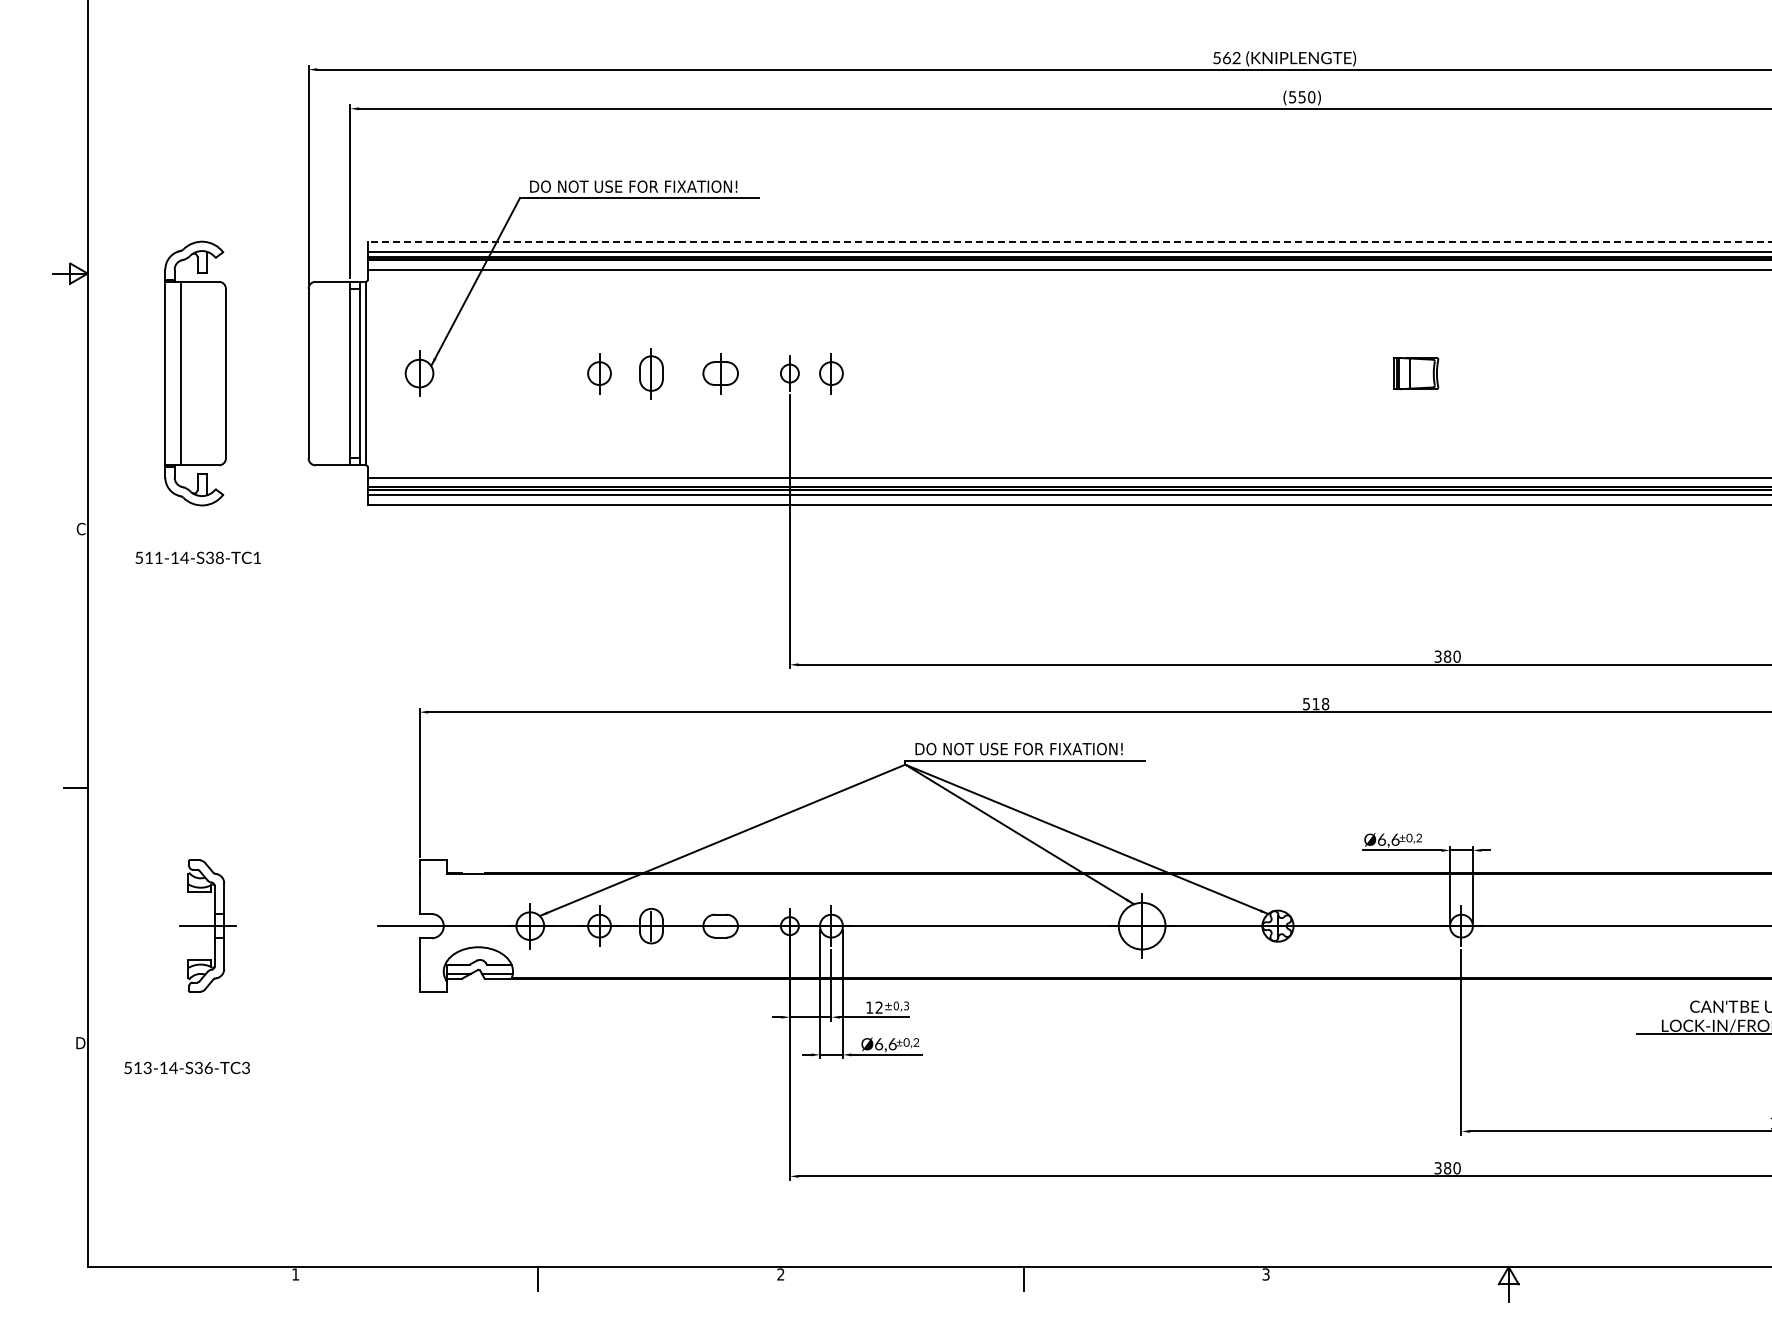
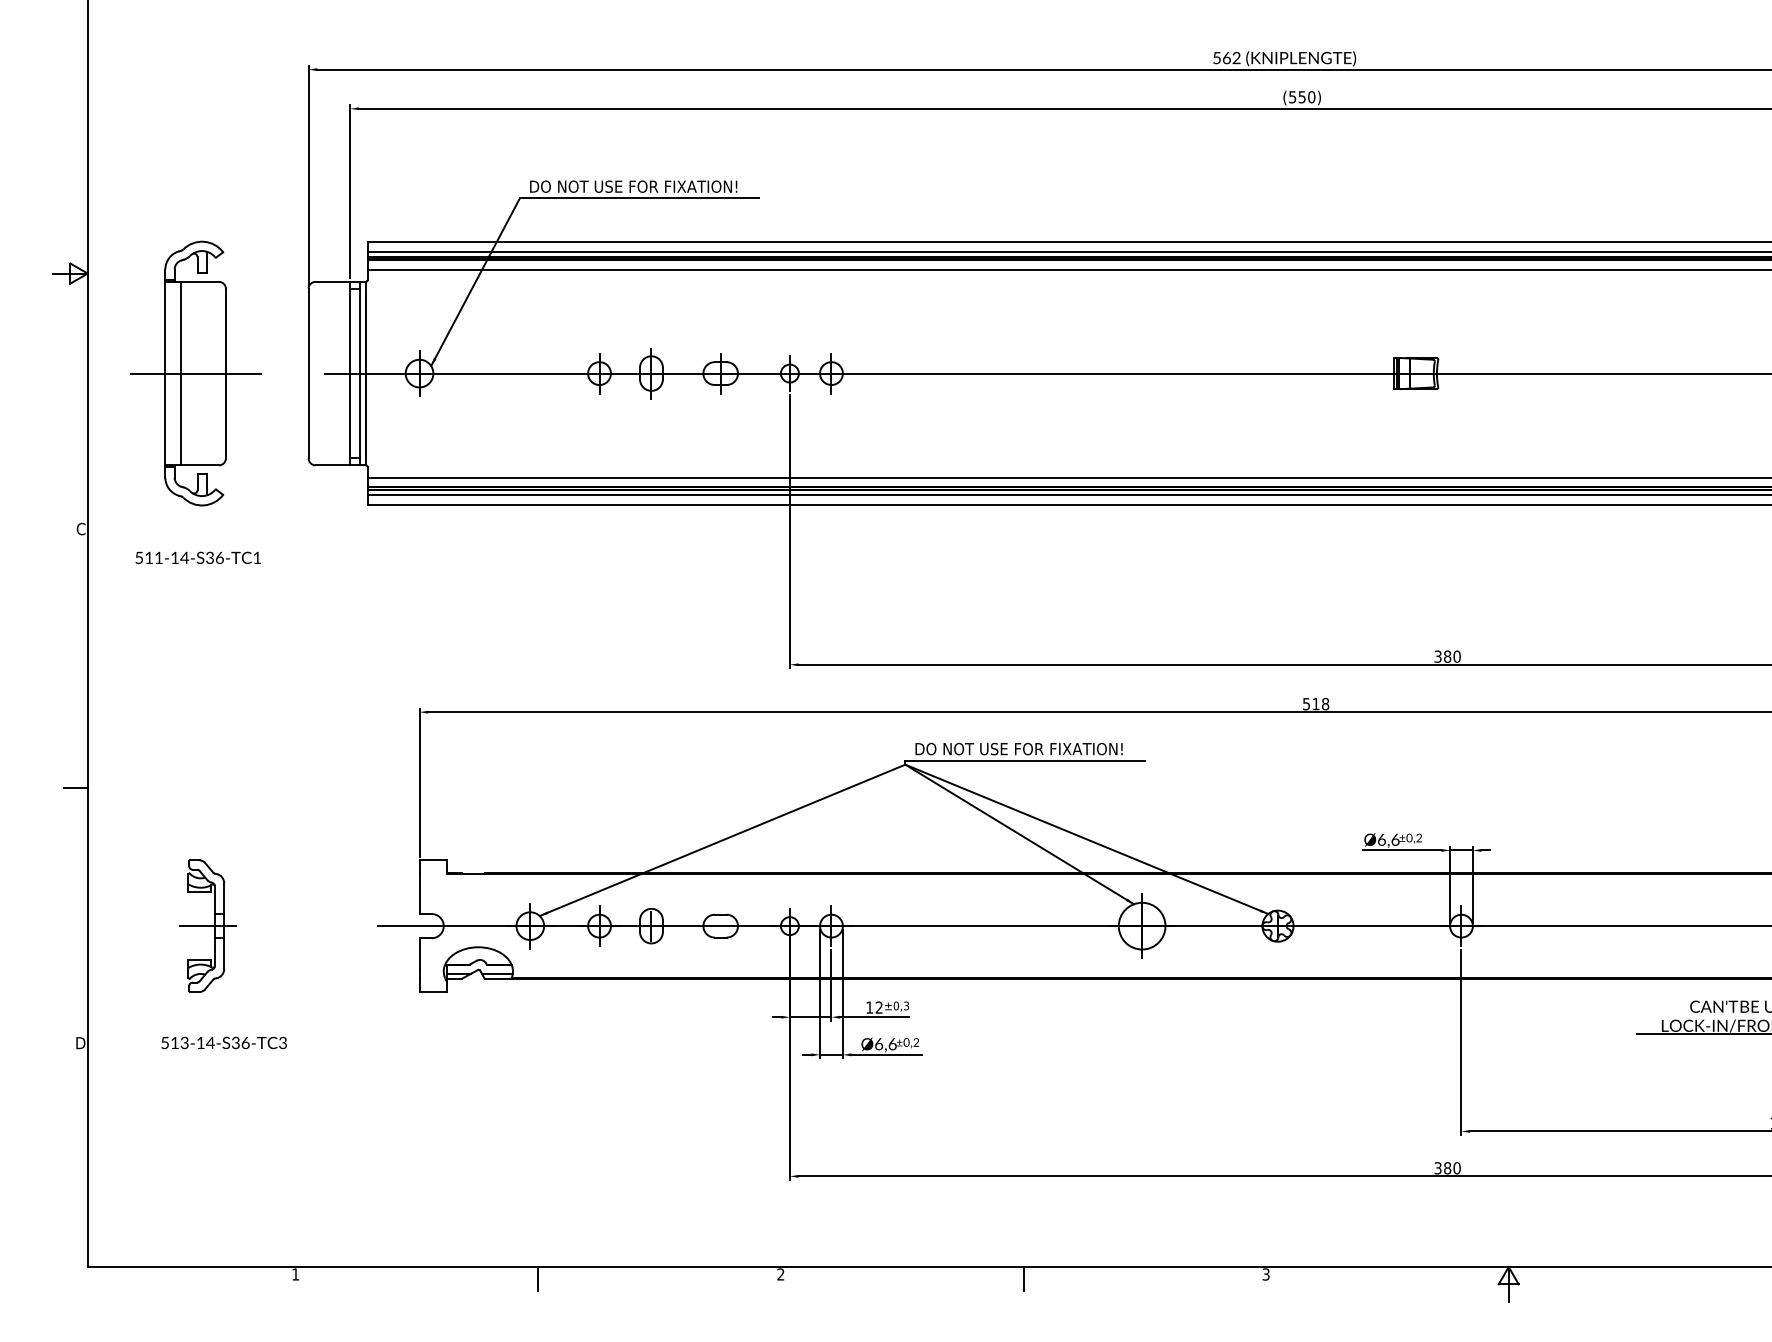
line: dashed -> solid (1069, 241)
line: none -> present (195, 373)
line: none -> present (1046, 373)
text: 511-14-S38-TC1 -> 511-14-S36-TC1 (219, 557)
text position: (186, 1067) -> (223, 1042) (223, 1042)
